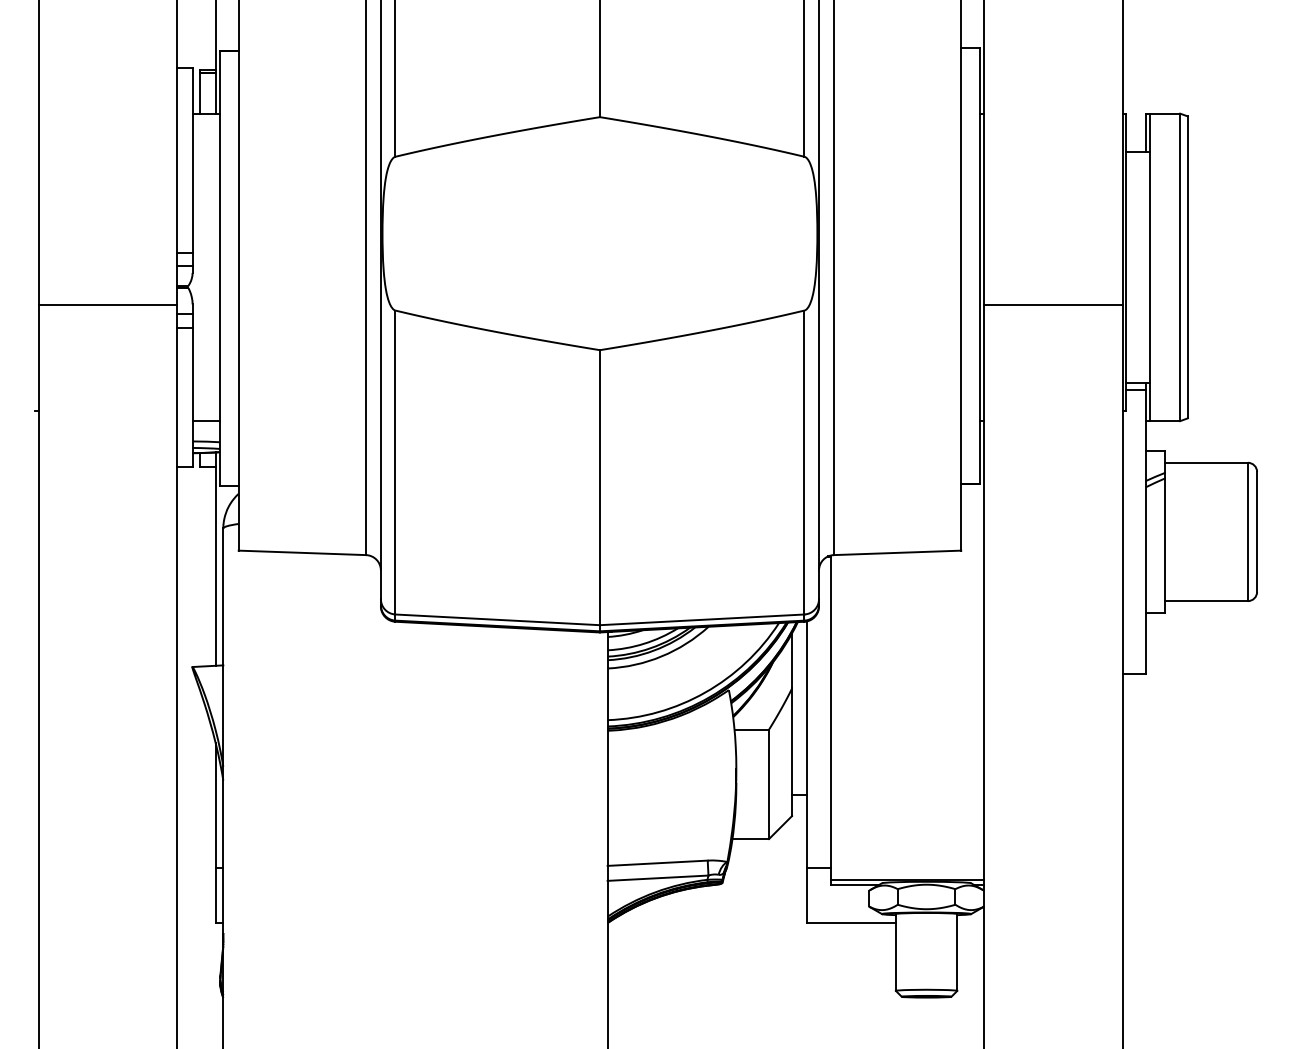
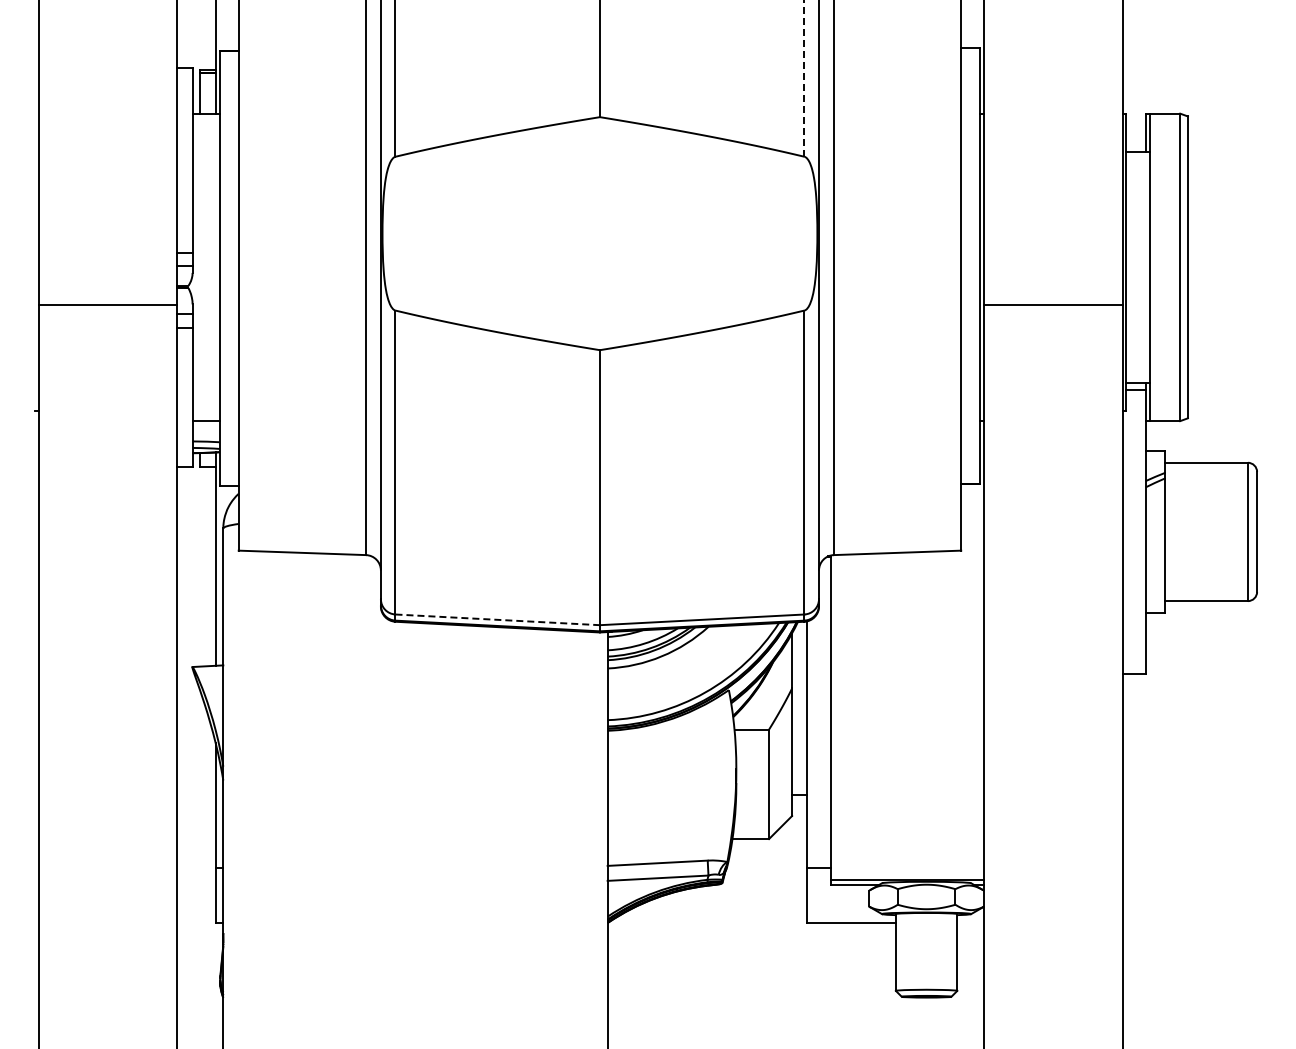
line: solid -> dashed (804, 78)
line: solid -> dashed (498, 619)
